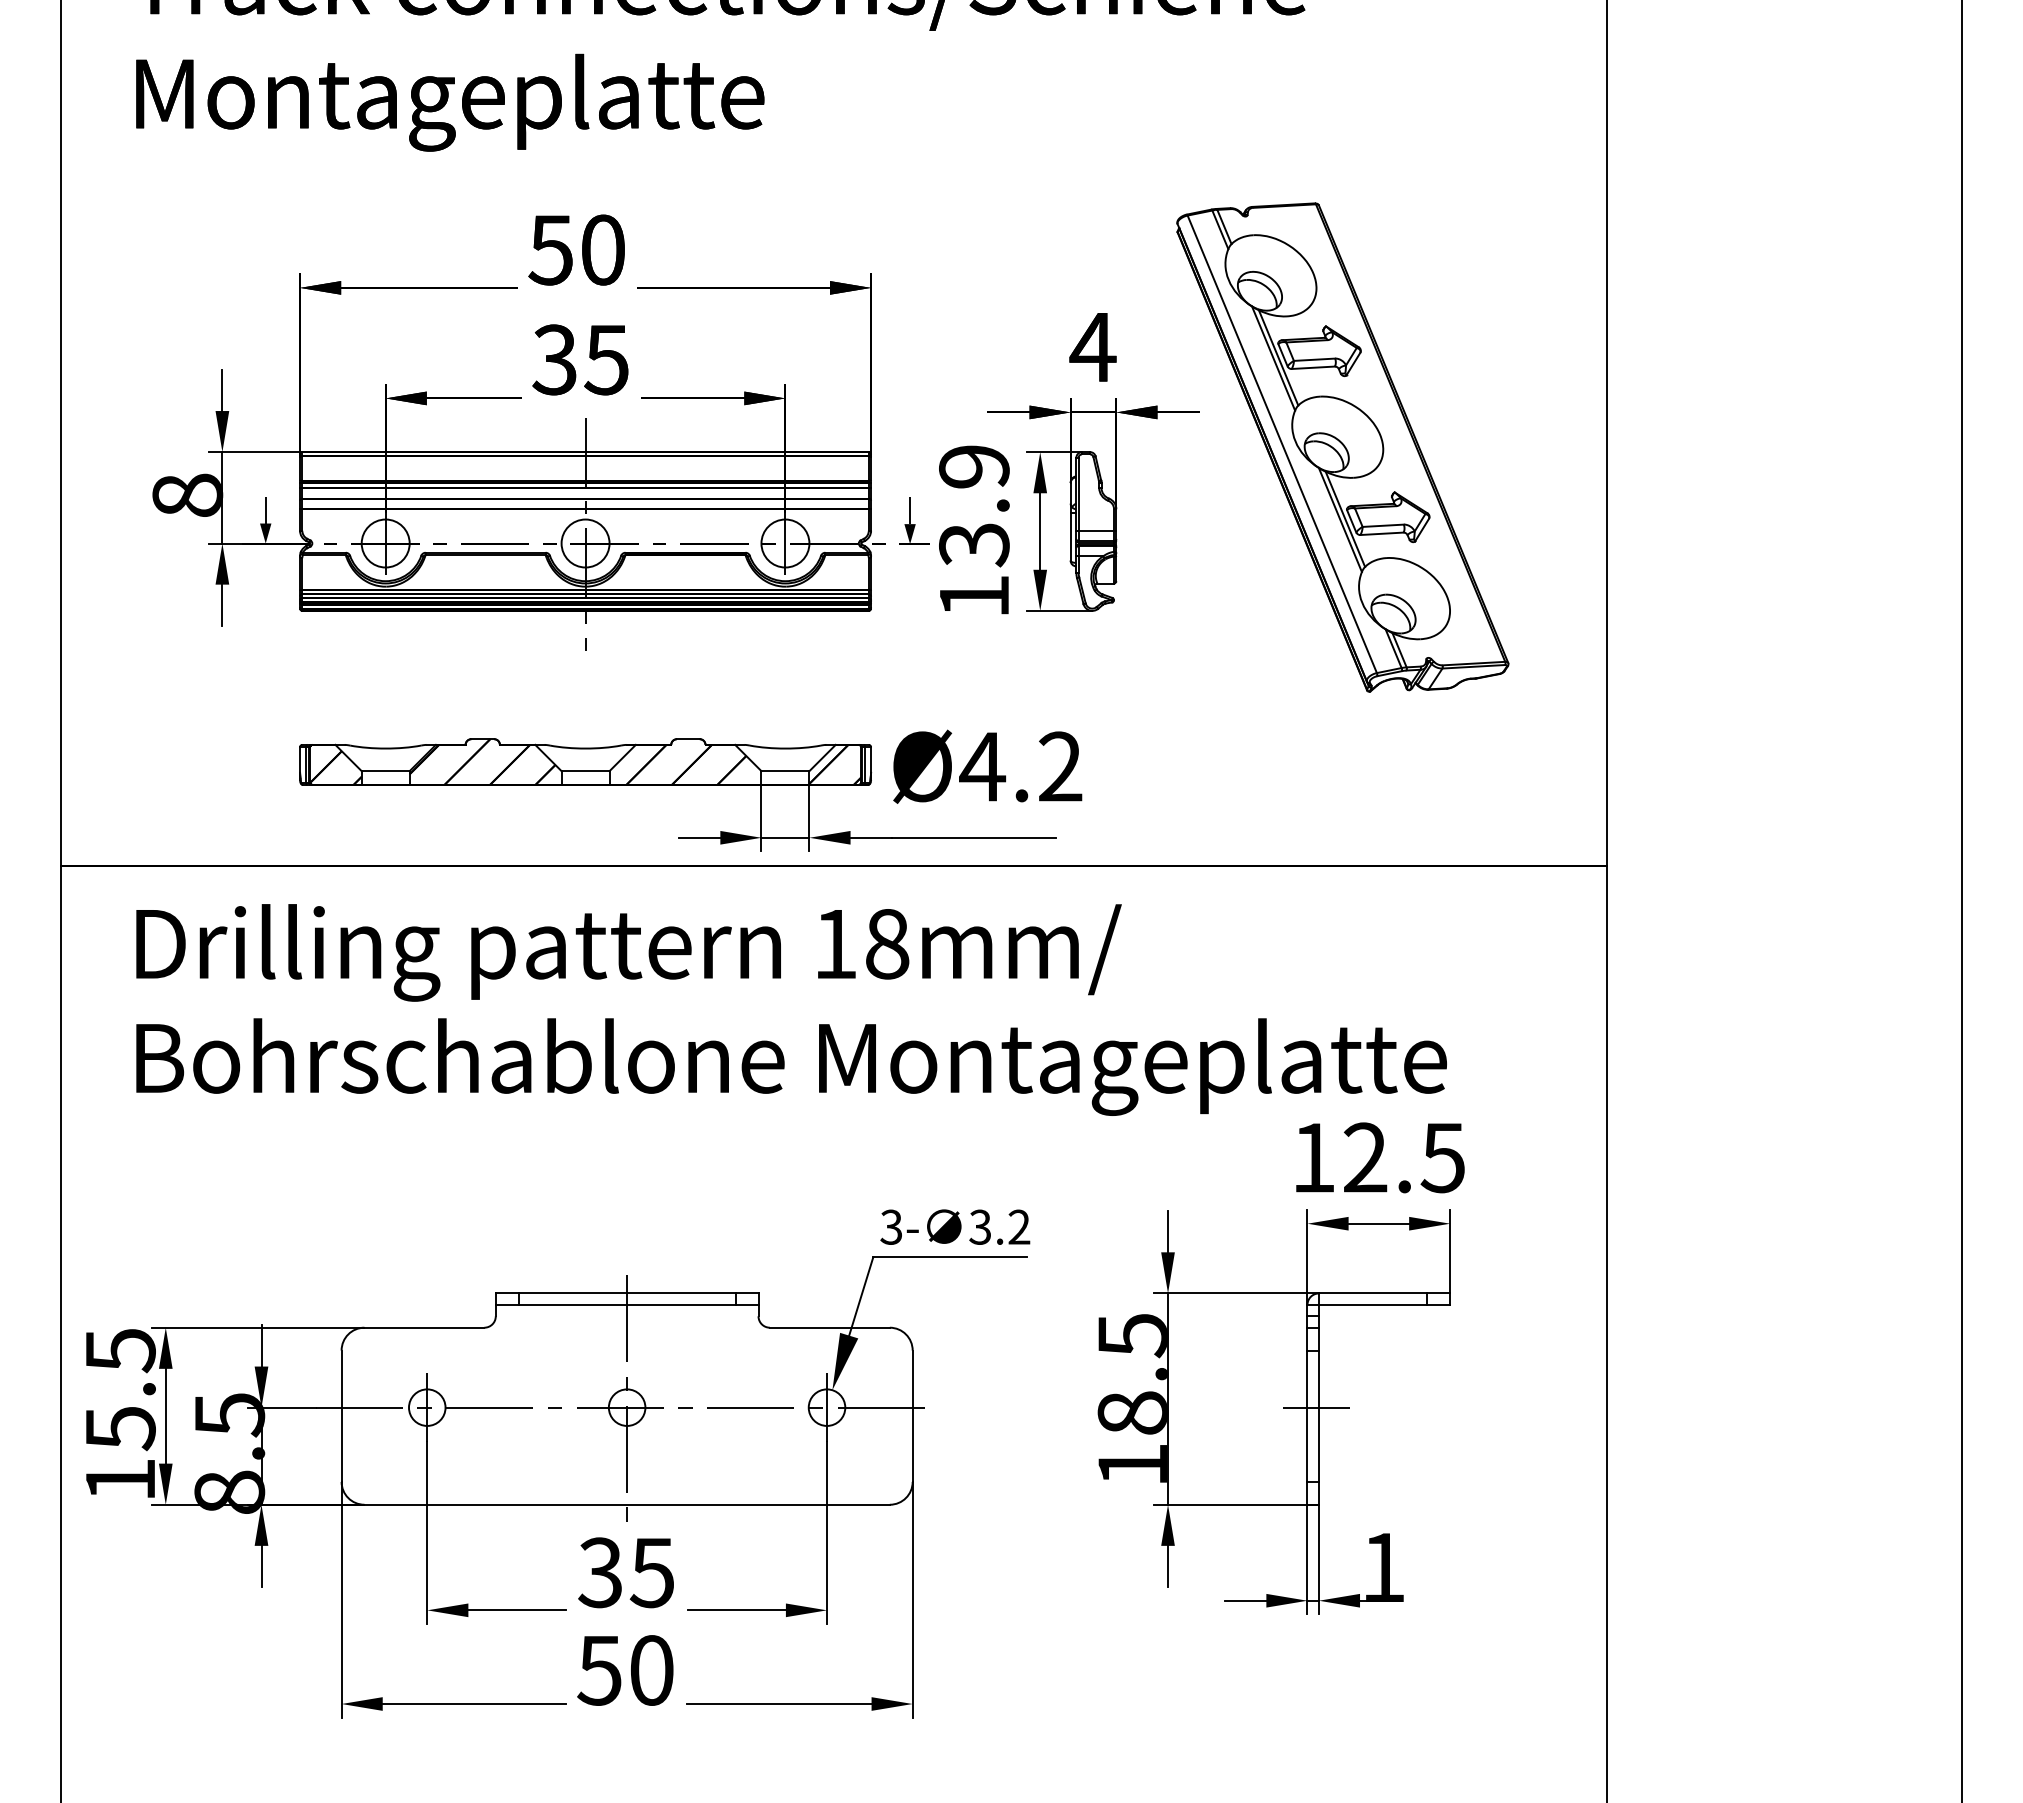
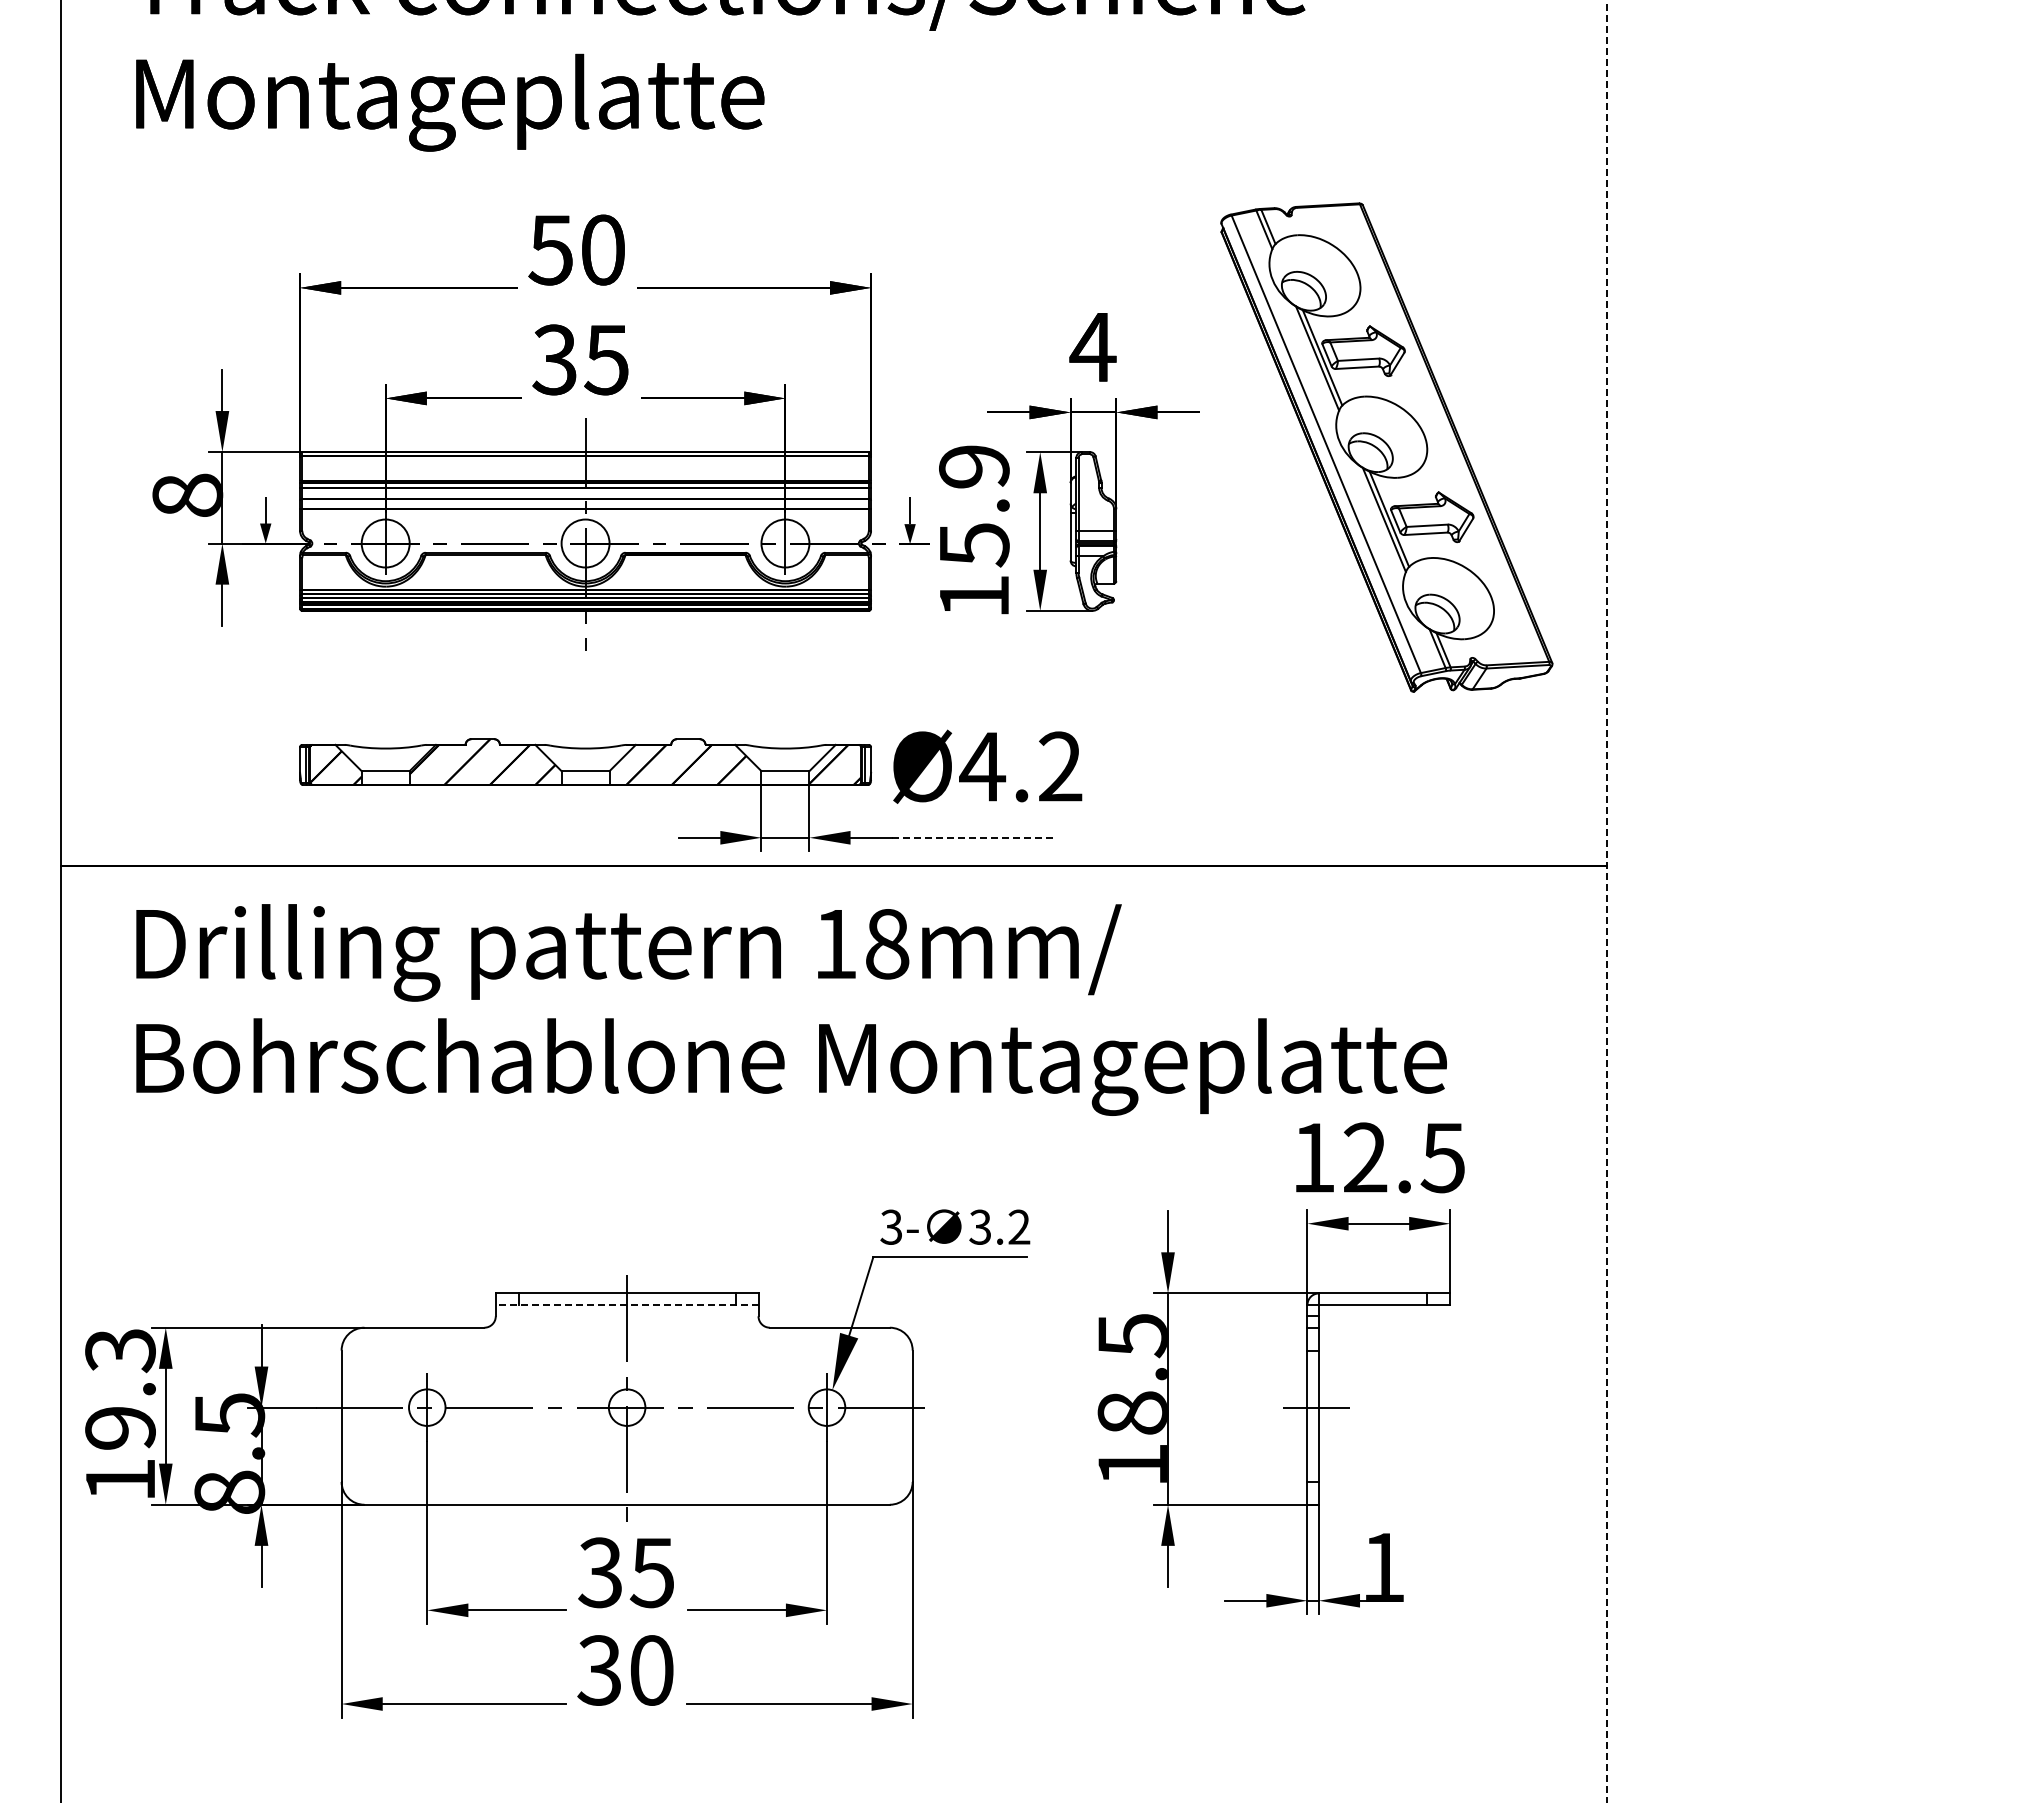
part position: (1342, 447) -> (1386, 447) (1386, 447)
text: 13.9 -> 15.9 (974, 545)
line: solid -> dashed (974, 837)
line: present -> none (1962, 900)
line: solid -> dashed (1607, 901)
line: solid -> dashed (626, 1304)
text: 15.5 -> 19.3 (120, 1390)
text: 50 -> 30 (599, 1670)
